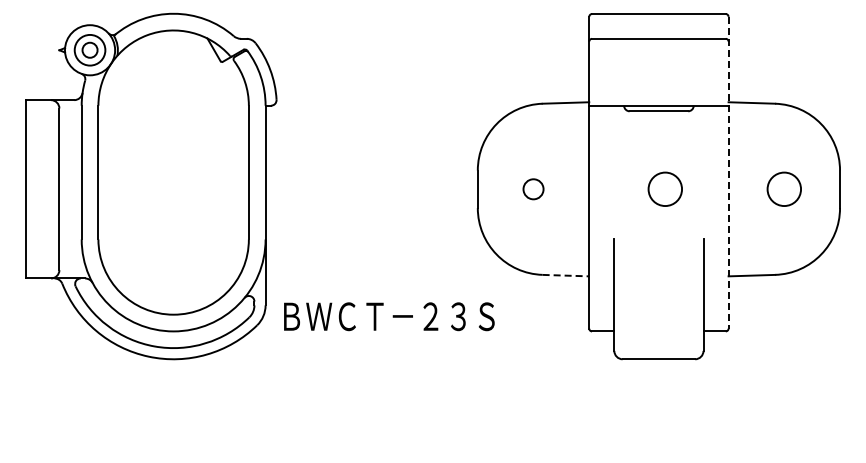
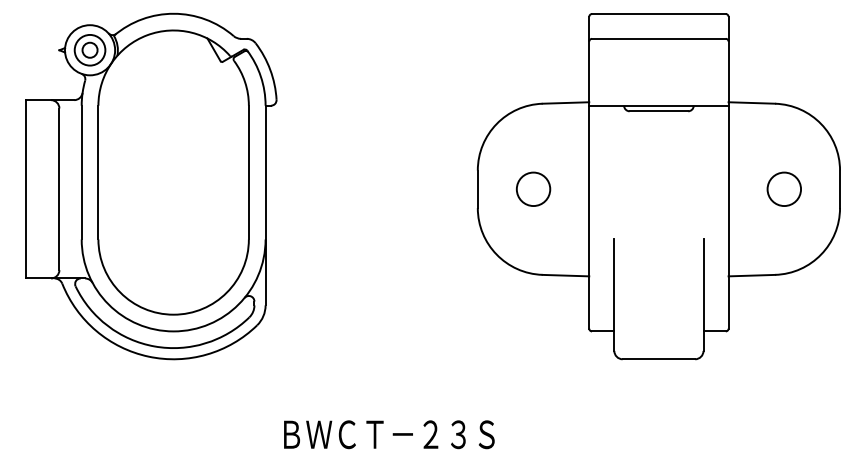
line: dashed -> solid (728, 172)
circle: present -> none (664, 188)
circle diameter: 20 px -> 33 px (533, 189)
line: dashed -> solid (566, 275)
text position: (389, 316) -> (389, 434) (389, 434)
